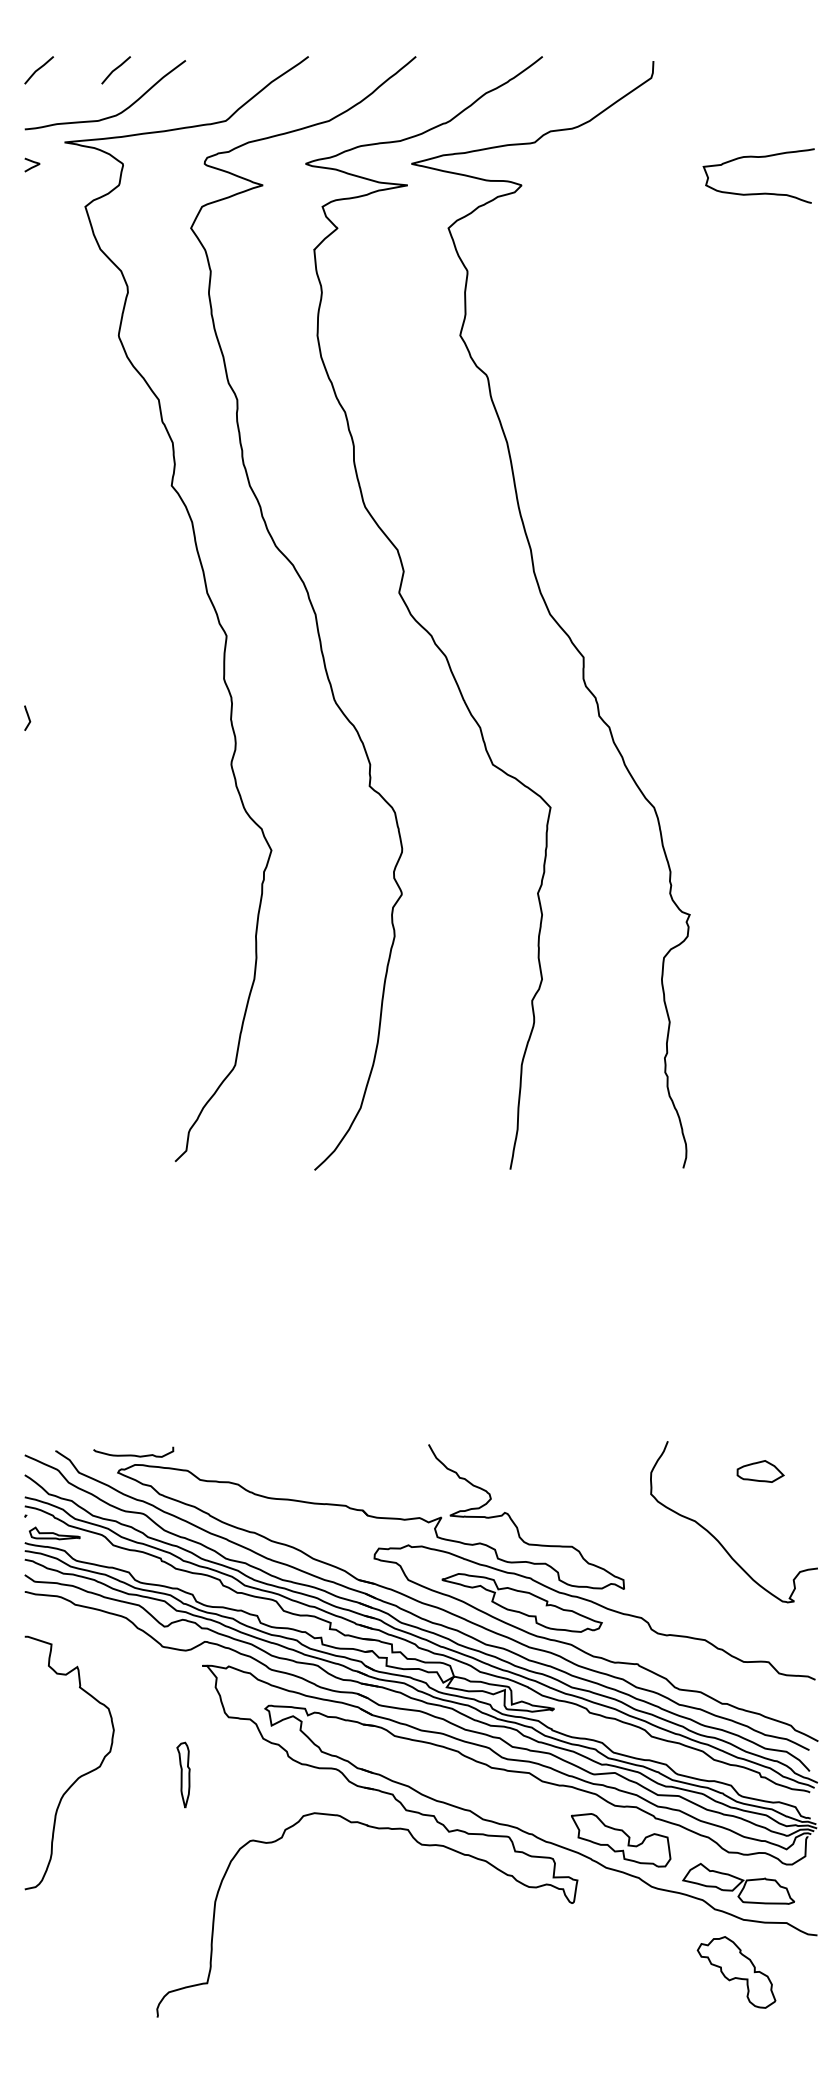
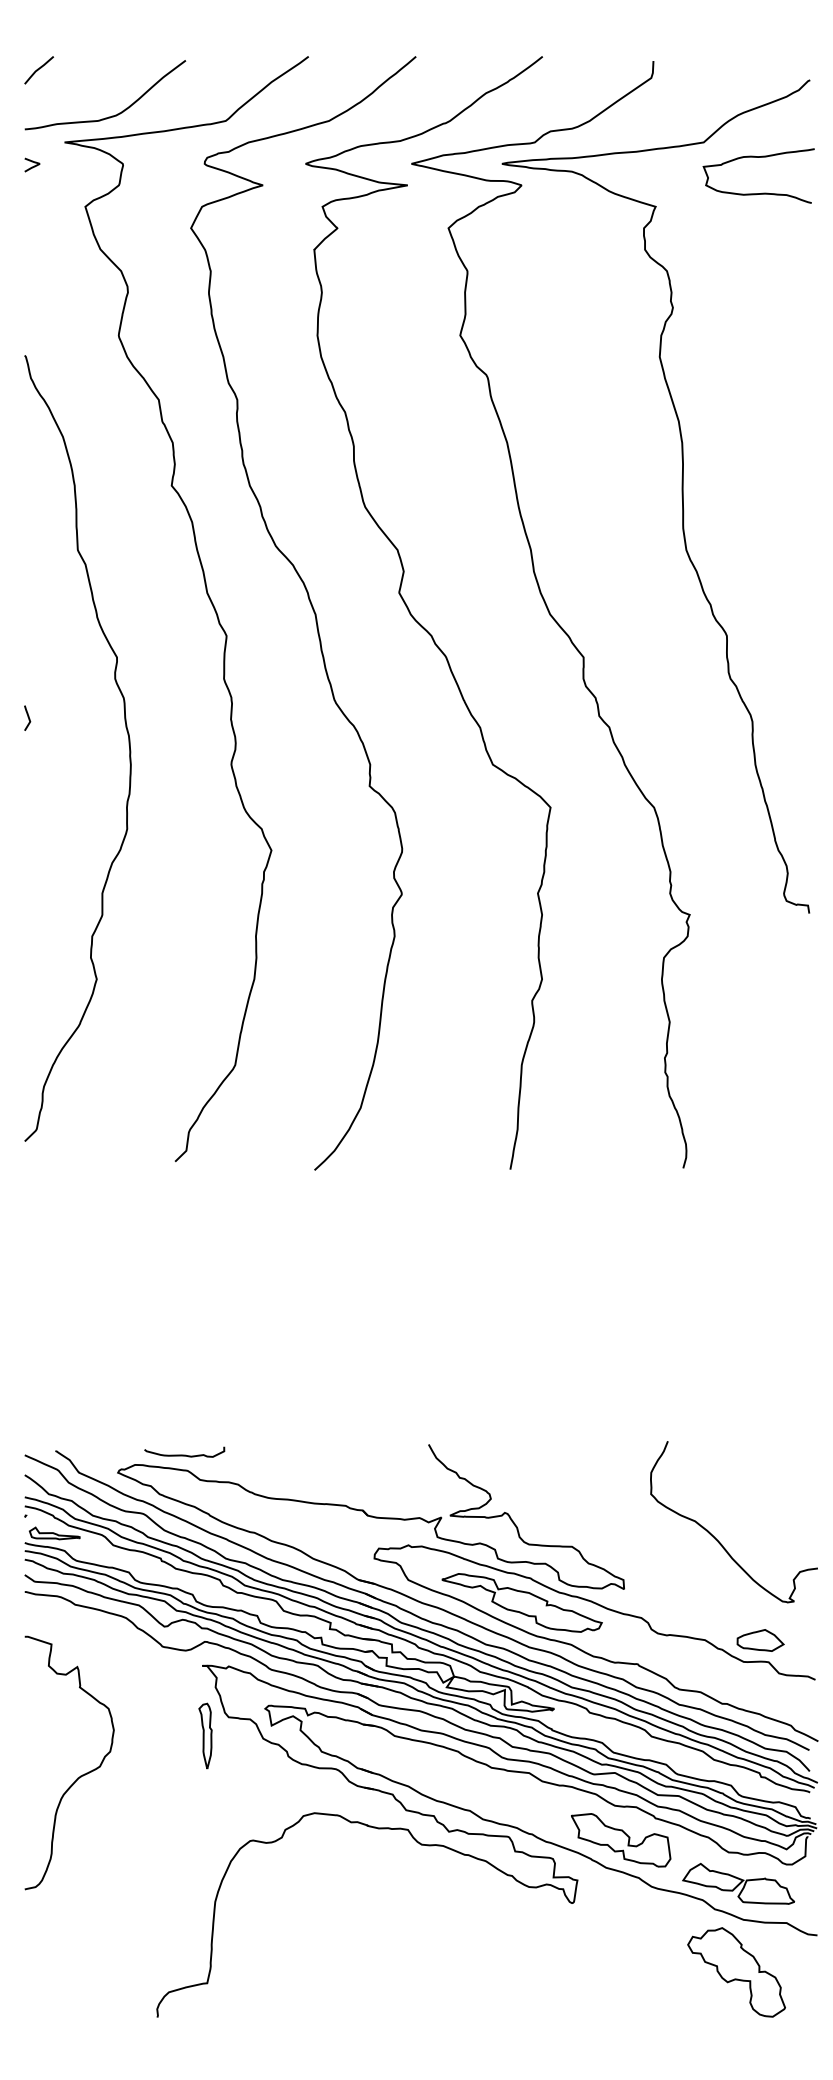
curve: present -> none (115, 70)
curve: none -> present (681, 496)
curve: none -> present (128, 744)
curve position: (133, 1454) -> (184, 1454) (184, 1454)
part position: (760, 1471) -> (760, 1640) (760, 1640)
part position: (183, 1774) -> (205, 1735) (205, 1735)
part size: 81x73 px -> 99x91 px (736, 1972)
